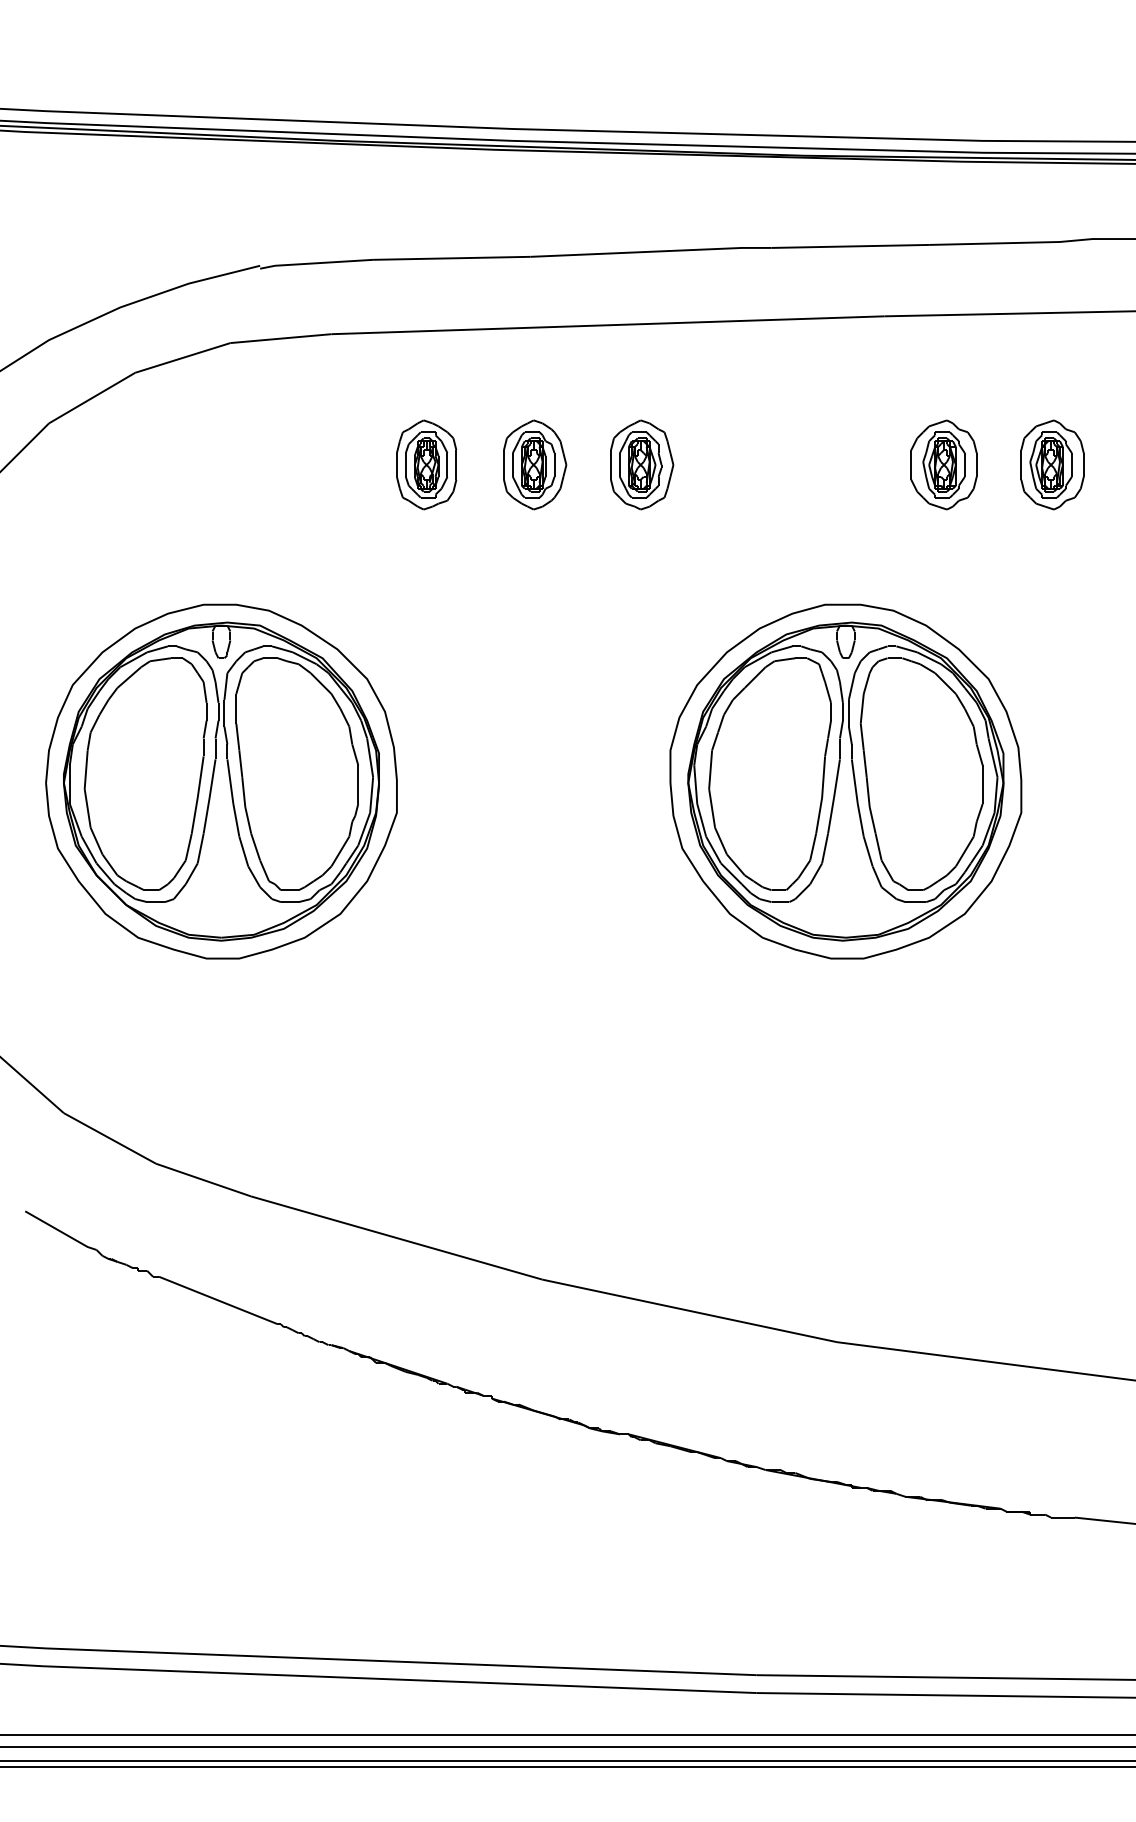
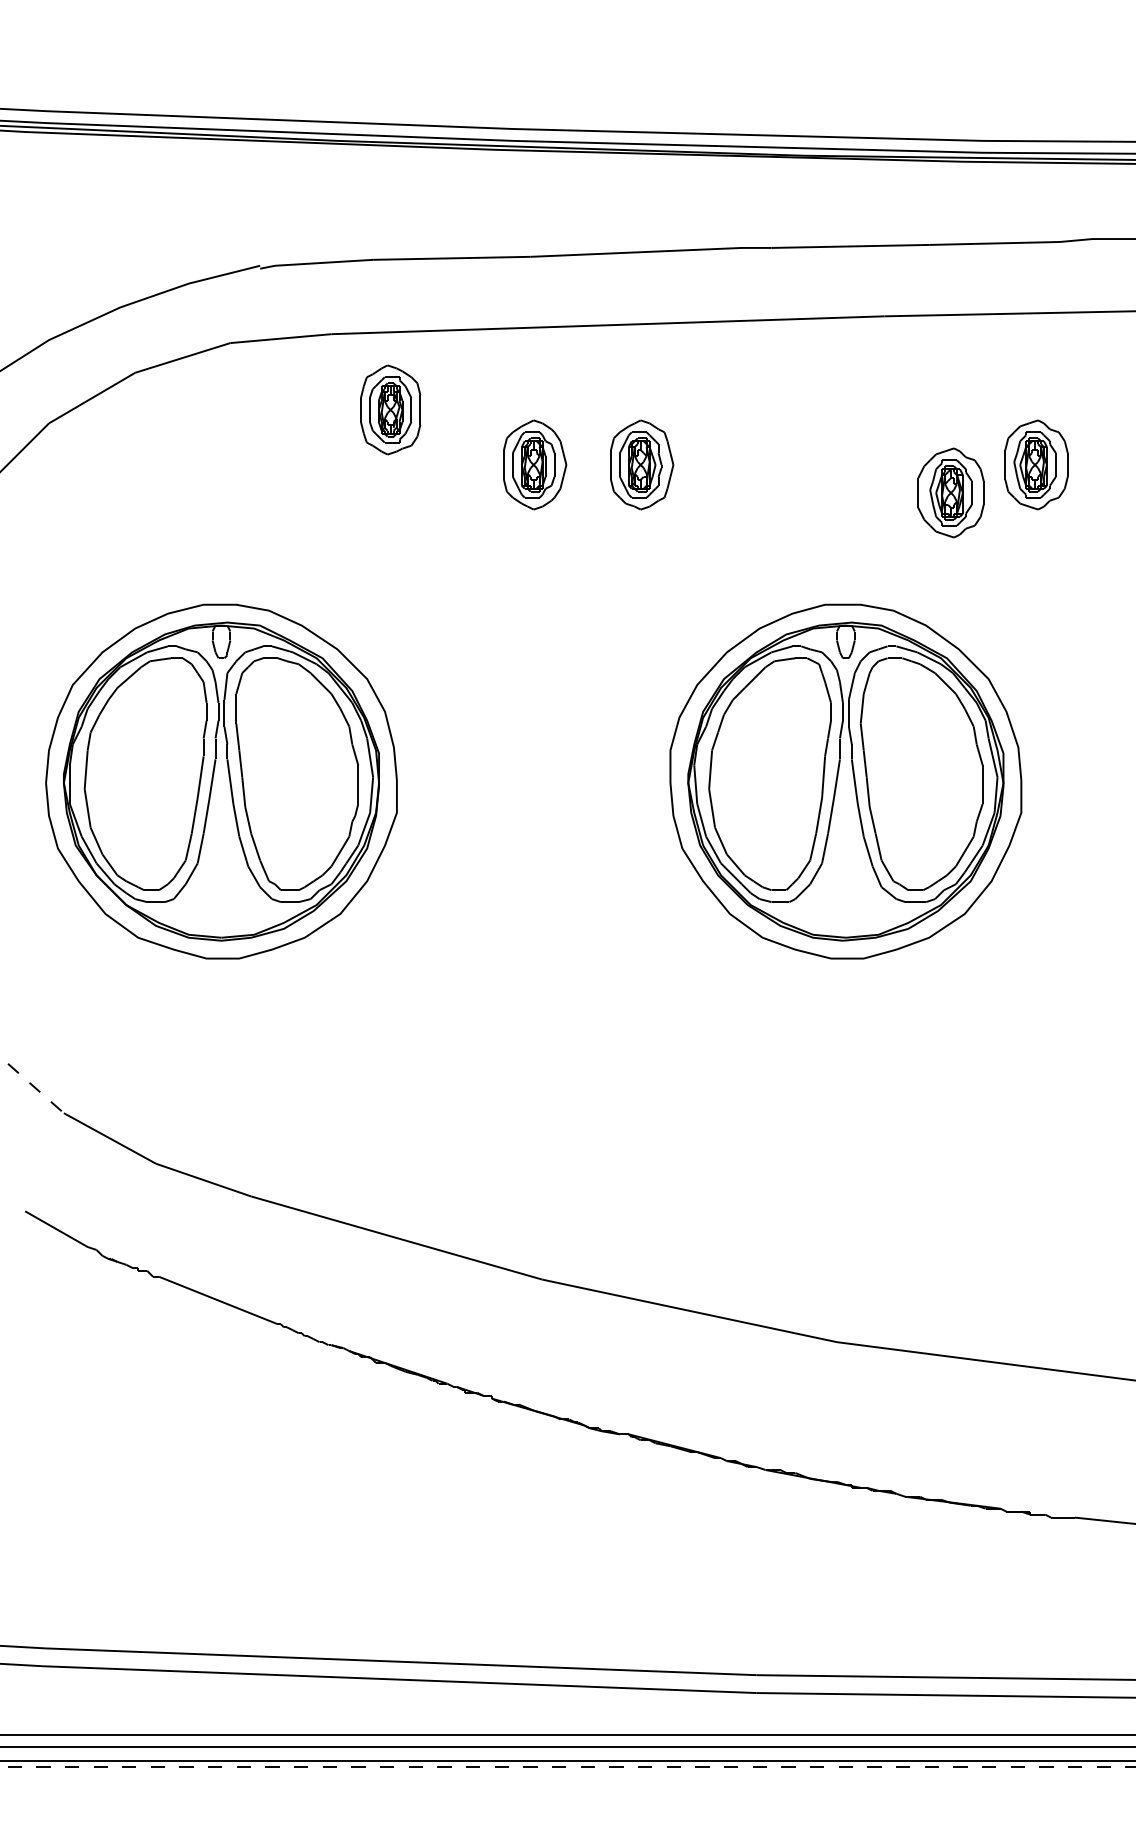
part position: (426, 464) -> (390, 409) (390, 409)
part position: (943, 464) -> (950, 492) (950, 492)
part position: (1052, 464) -> (1036, 464) (1036, 464)
line: solid -> dashed (32, 1085)
line: solid -> dashed (568, 1767)
